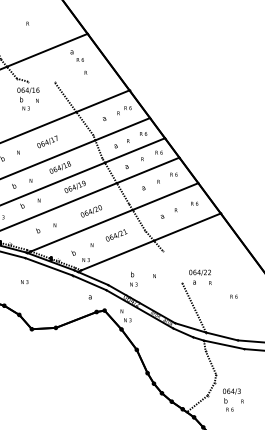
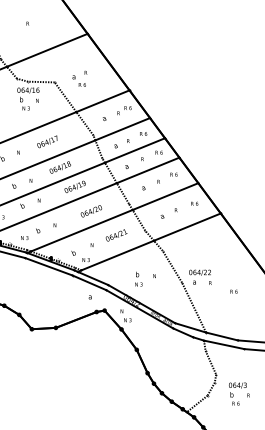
text position: (76, 55) -> (78, 80) (78, 80)
line: none -> present (41, 81)
line: none -> present (172, 266)
text position: (133, 278) -> (138, 278) (138, 278)
text position: (24, 281) -> (24, 237) (24, 237)
text position: (233, 296) -> (233, 291) (233, 291)
text position: (233, 399) -> (239, 393) (239, 393)
